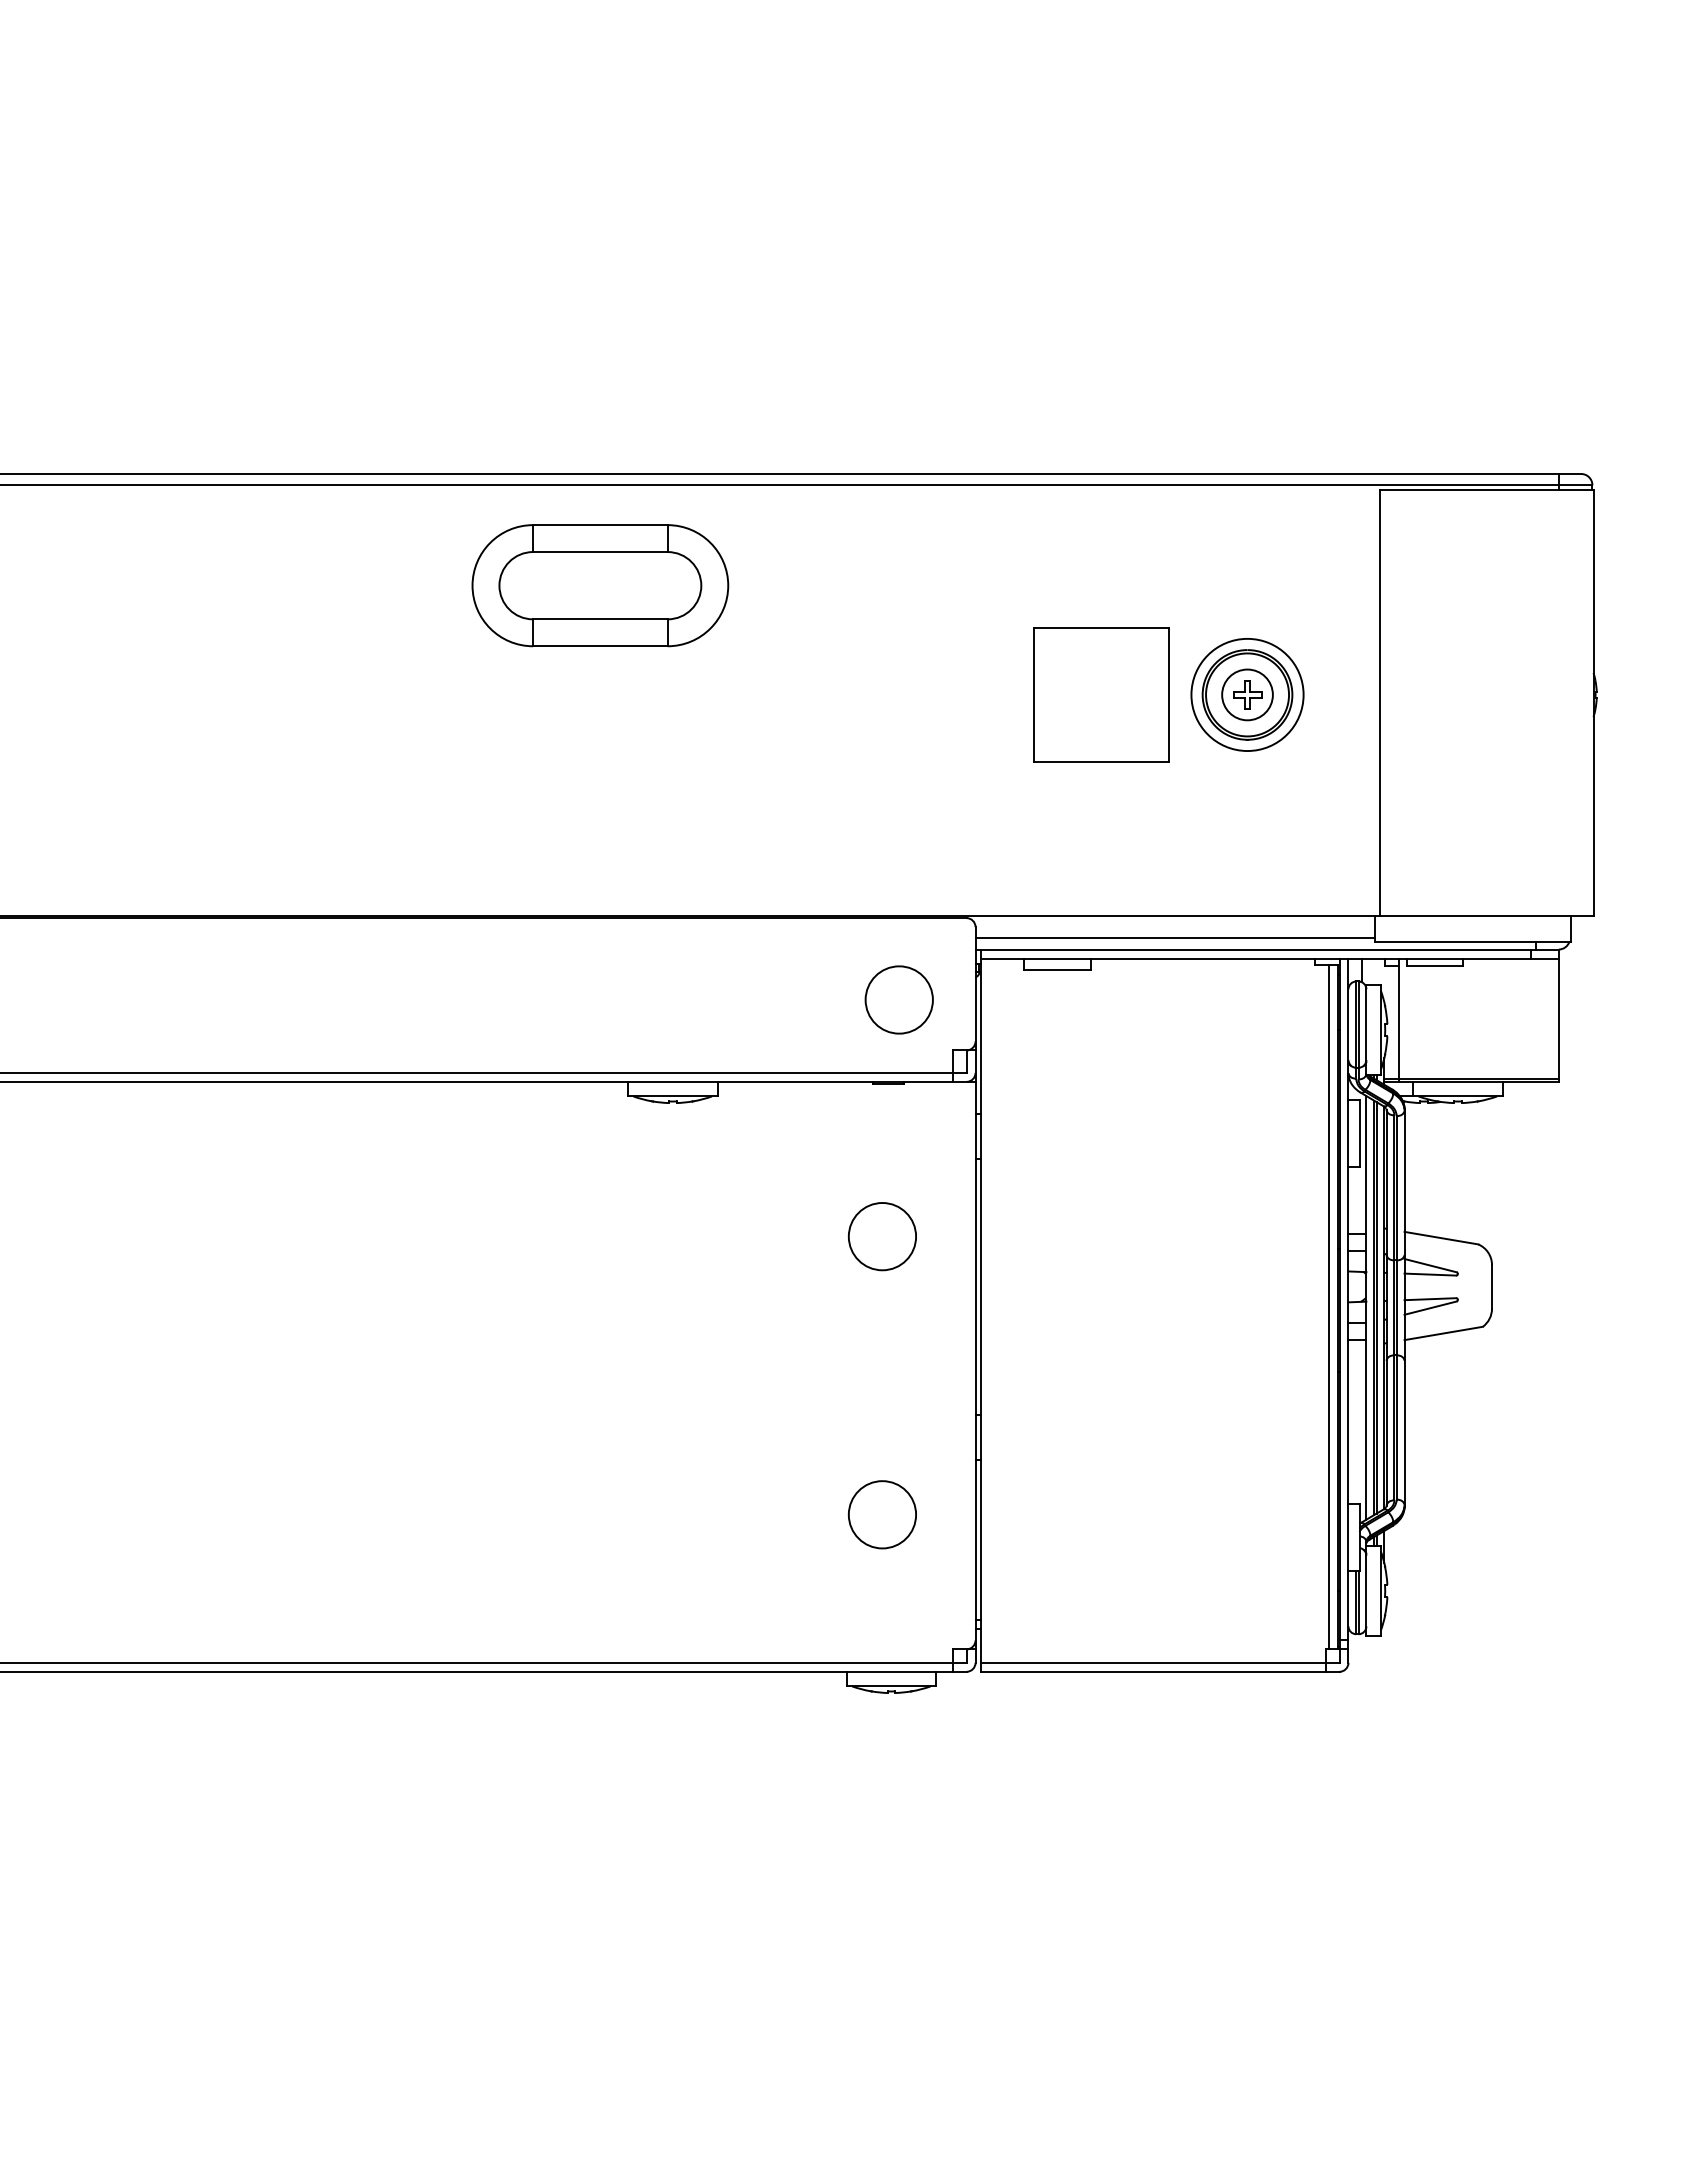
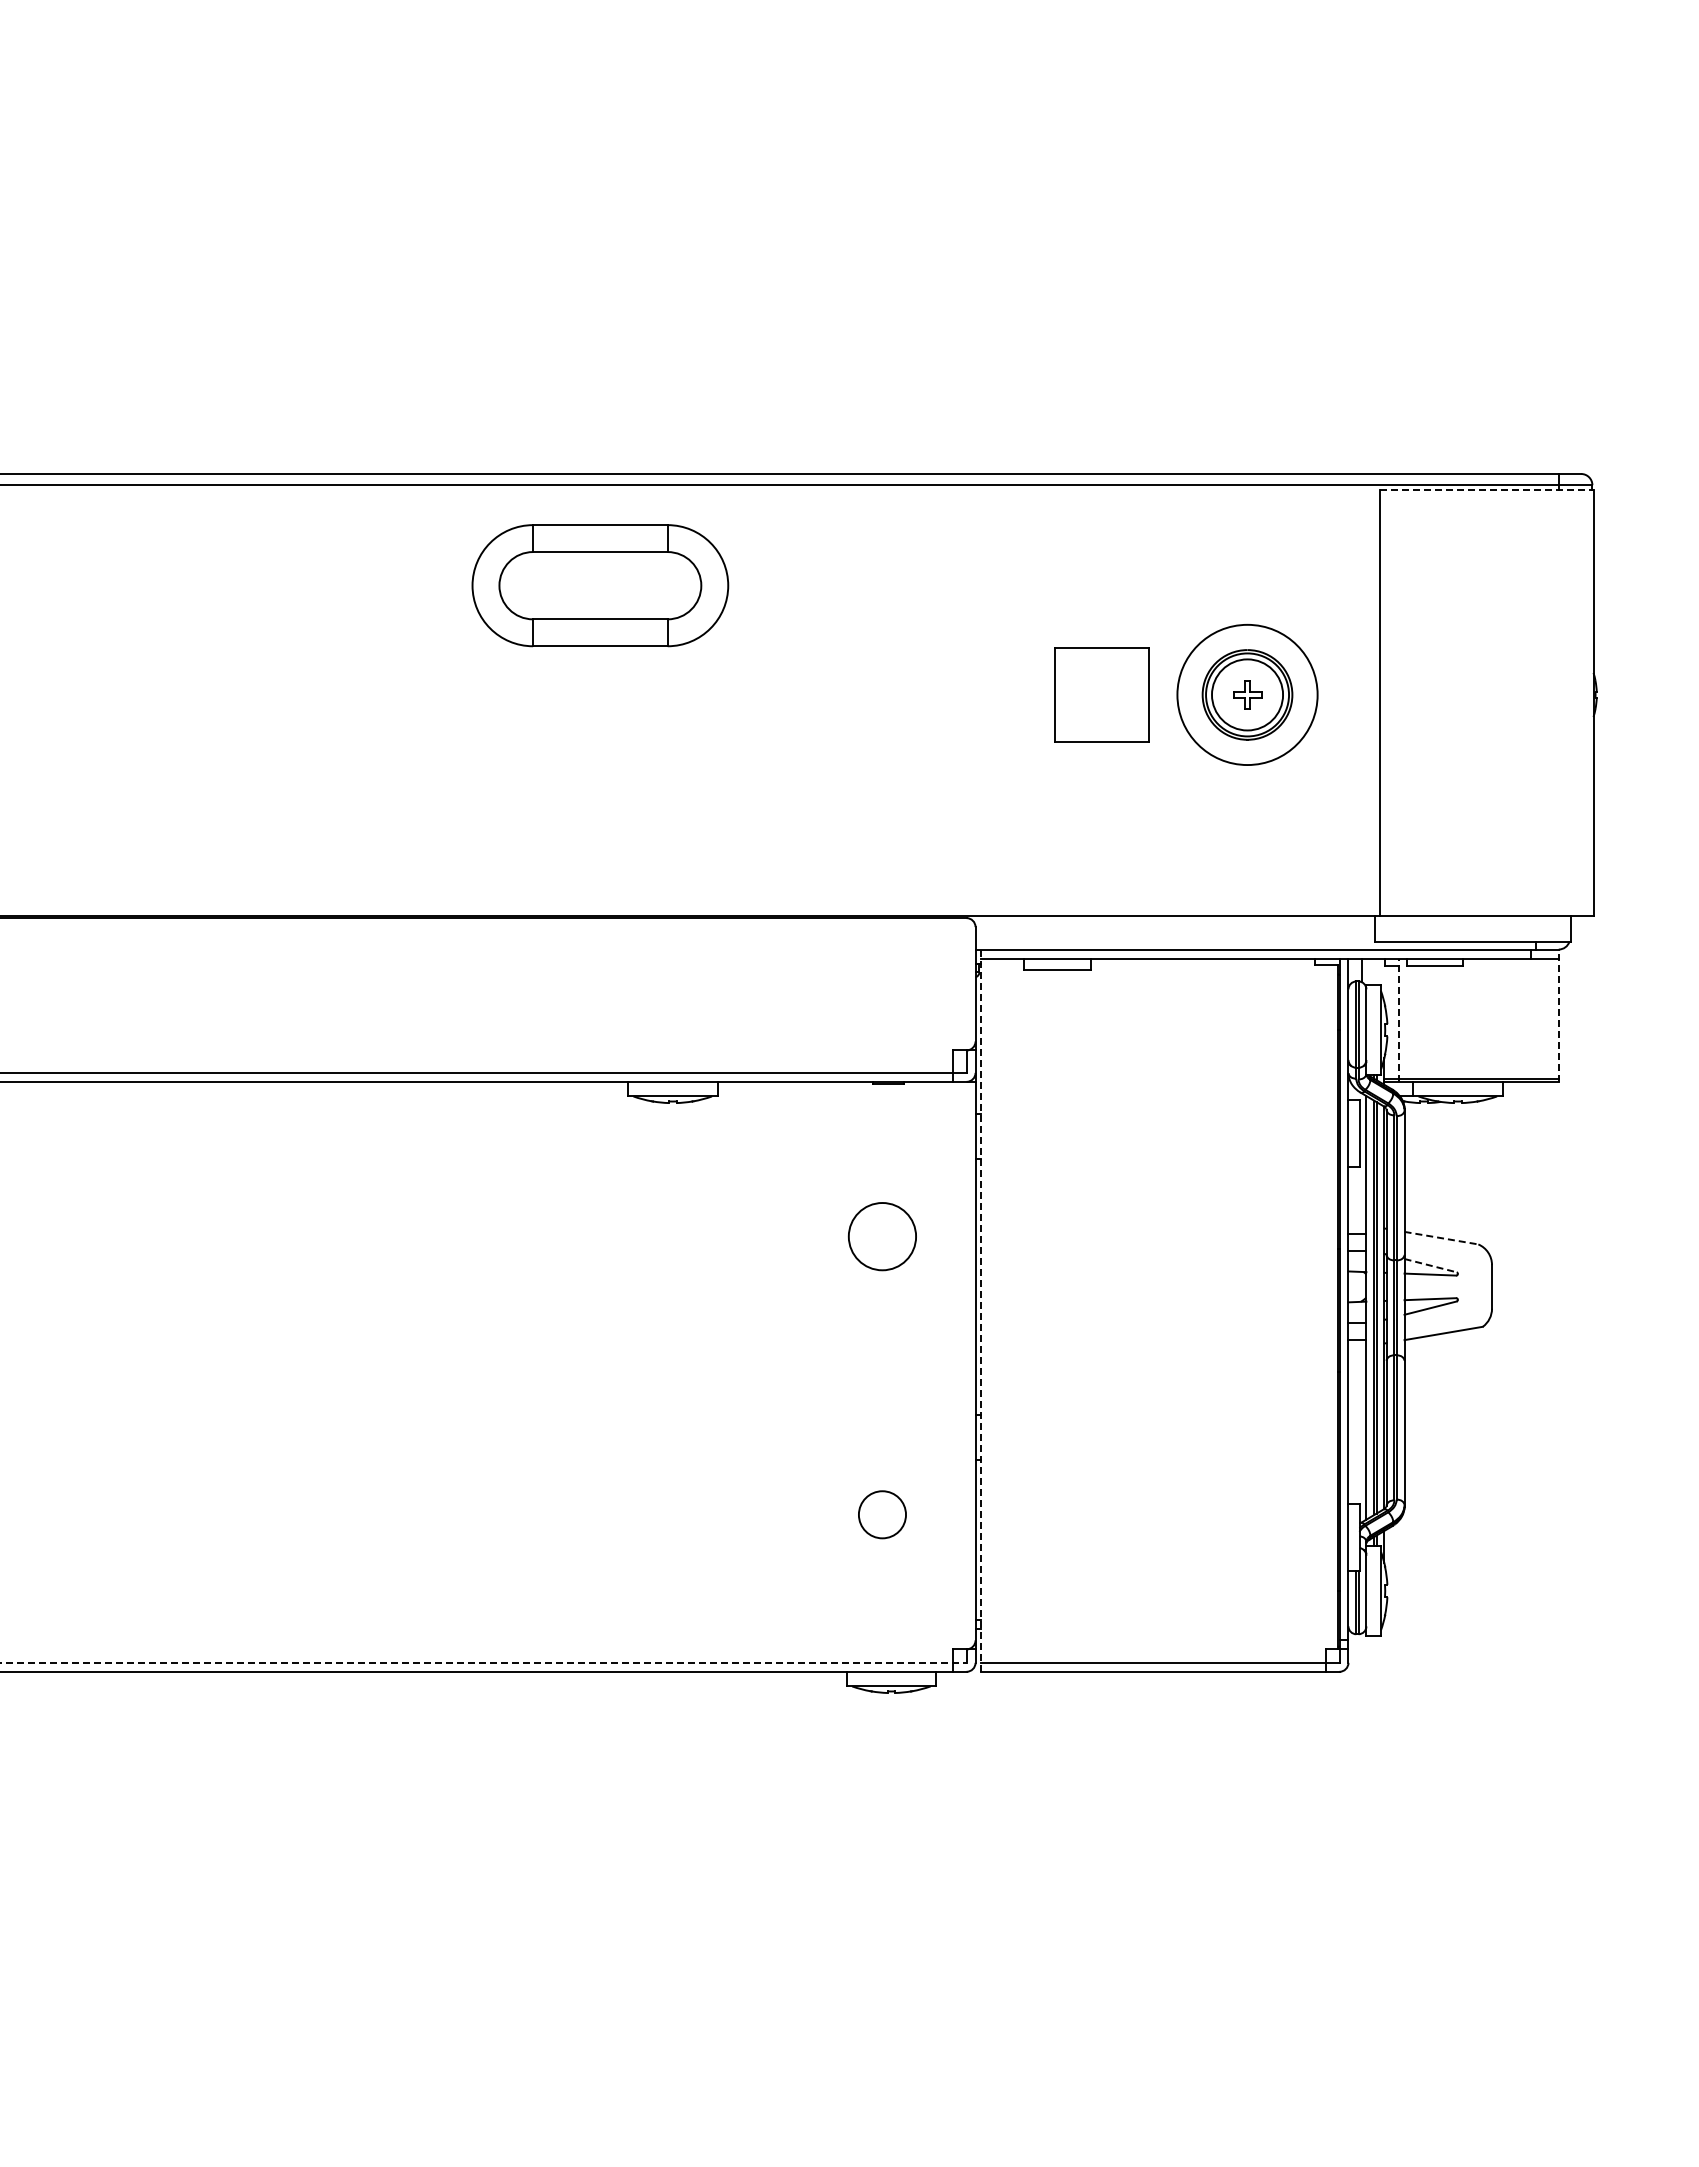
line: solid -> dashed (1486, 489)
part size: 137x136 px -> 96x96 px (1101, 694)
circle diameter: 112 px -> 140 px (1247, 694)
circle diameter: 51 px -> 71 px (1247, 694)
line: present -> none (1174, 938)
circle: present -> none (898, 999)
line: solid -> dashed (1558, 1015)
line: solid -> dashed (1398, 1020)
line: solid -> dashed (1441, 1238)
line: solid -> dashed (1430, 1265)
line: present -> none (1328, 1307)
line: solid -> dashed (981, 1310)
circle diameter: 67 px -> 47 px (882, 1514)
line: solid -> dashed (483, 1662)
